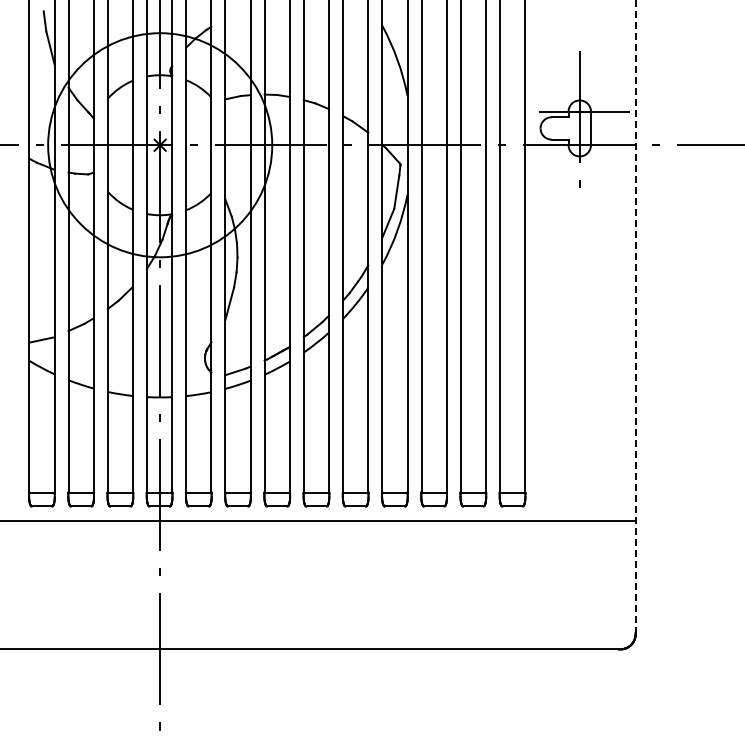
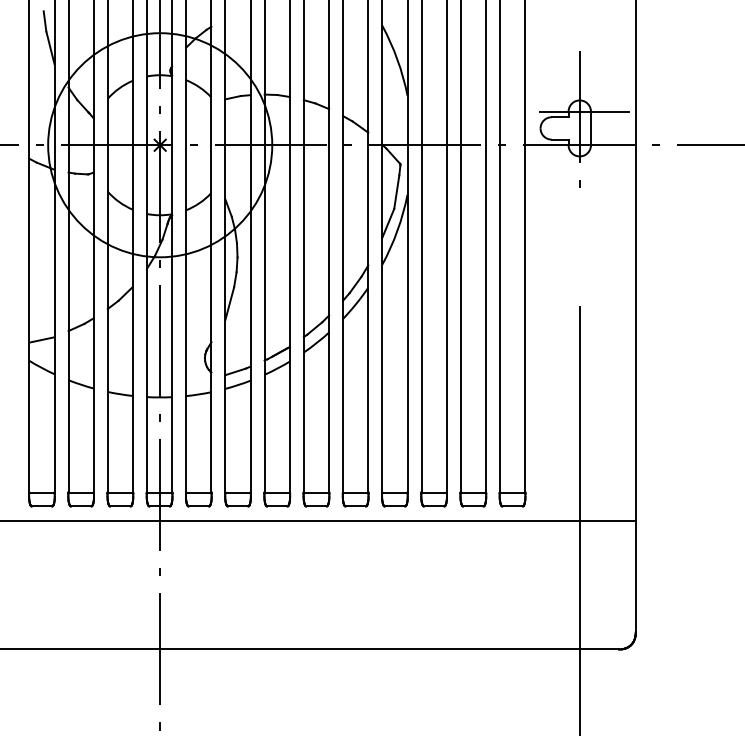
line: dashed -> solid (635, 316)
line: none -> present (579, 519)
